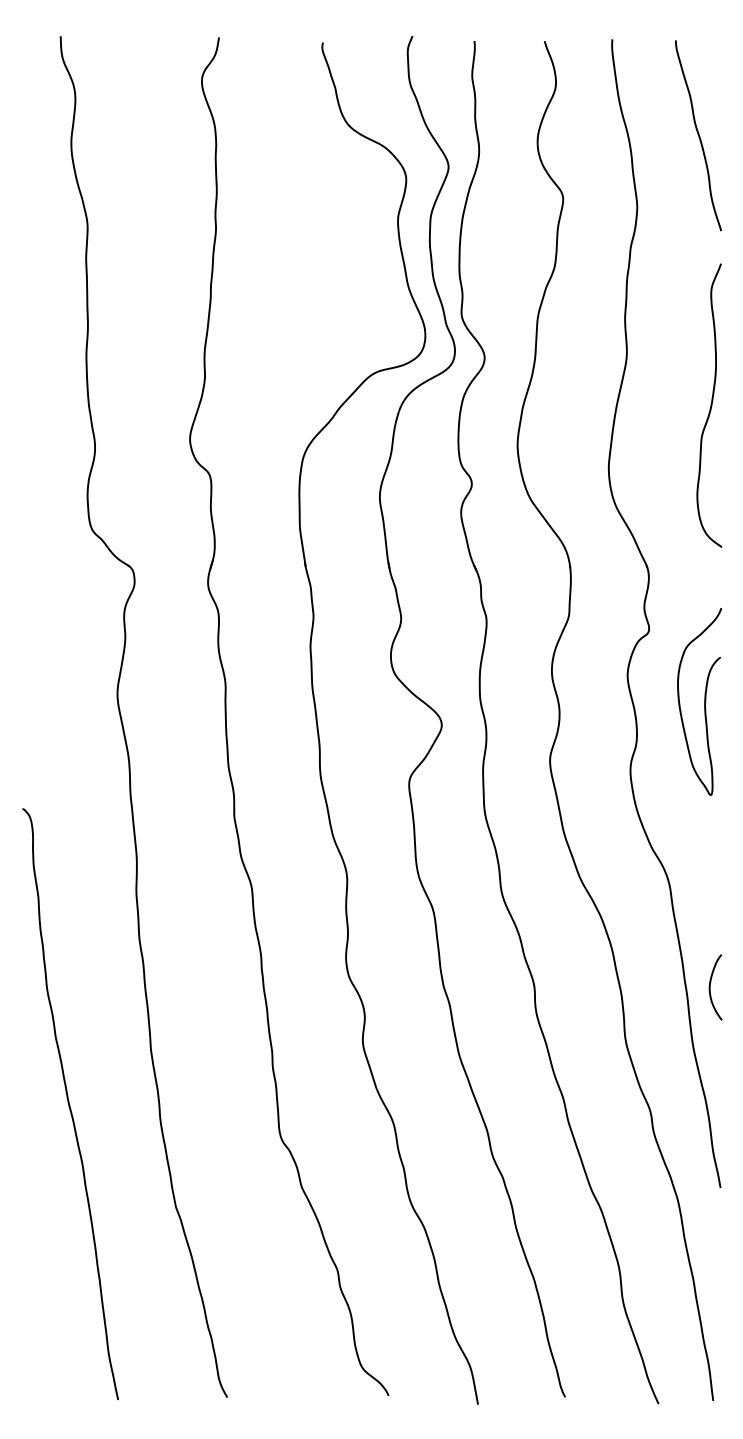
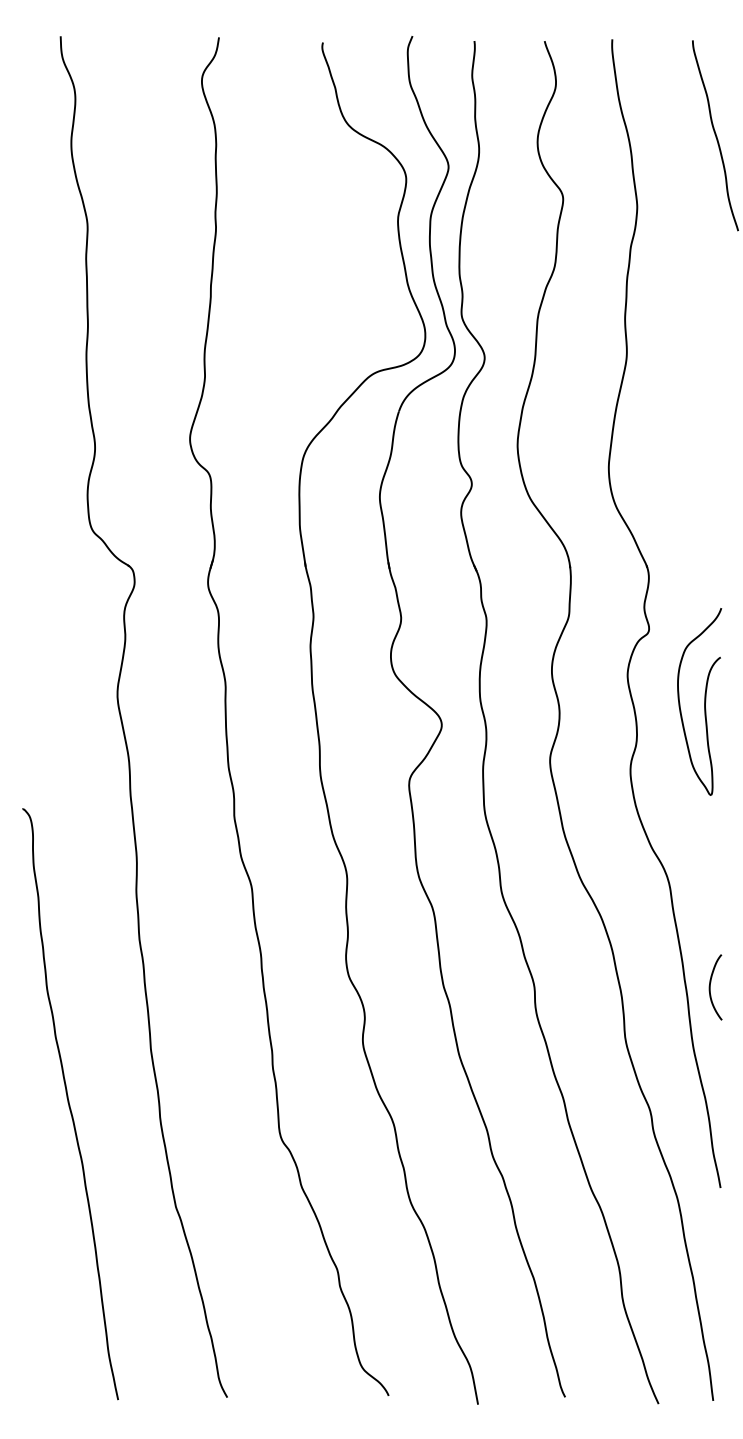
curve position: (698, 135) -> (715, 135) (715, 135)
curve: present -> none (710, 405)
